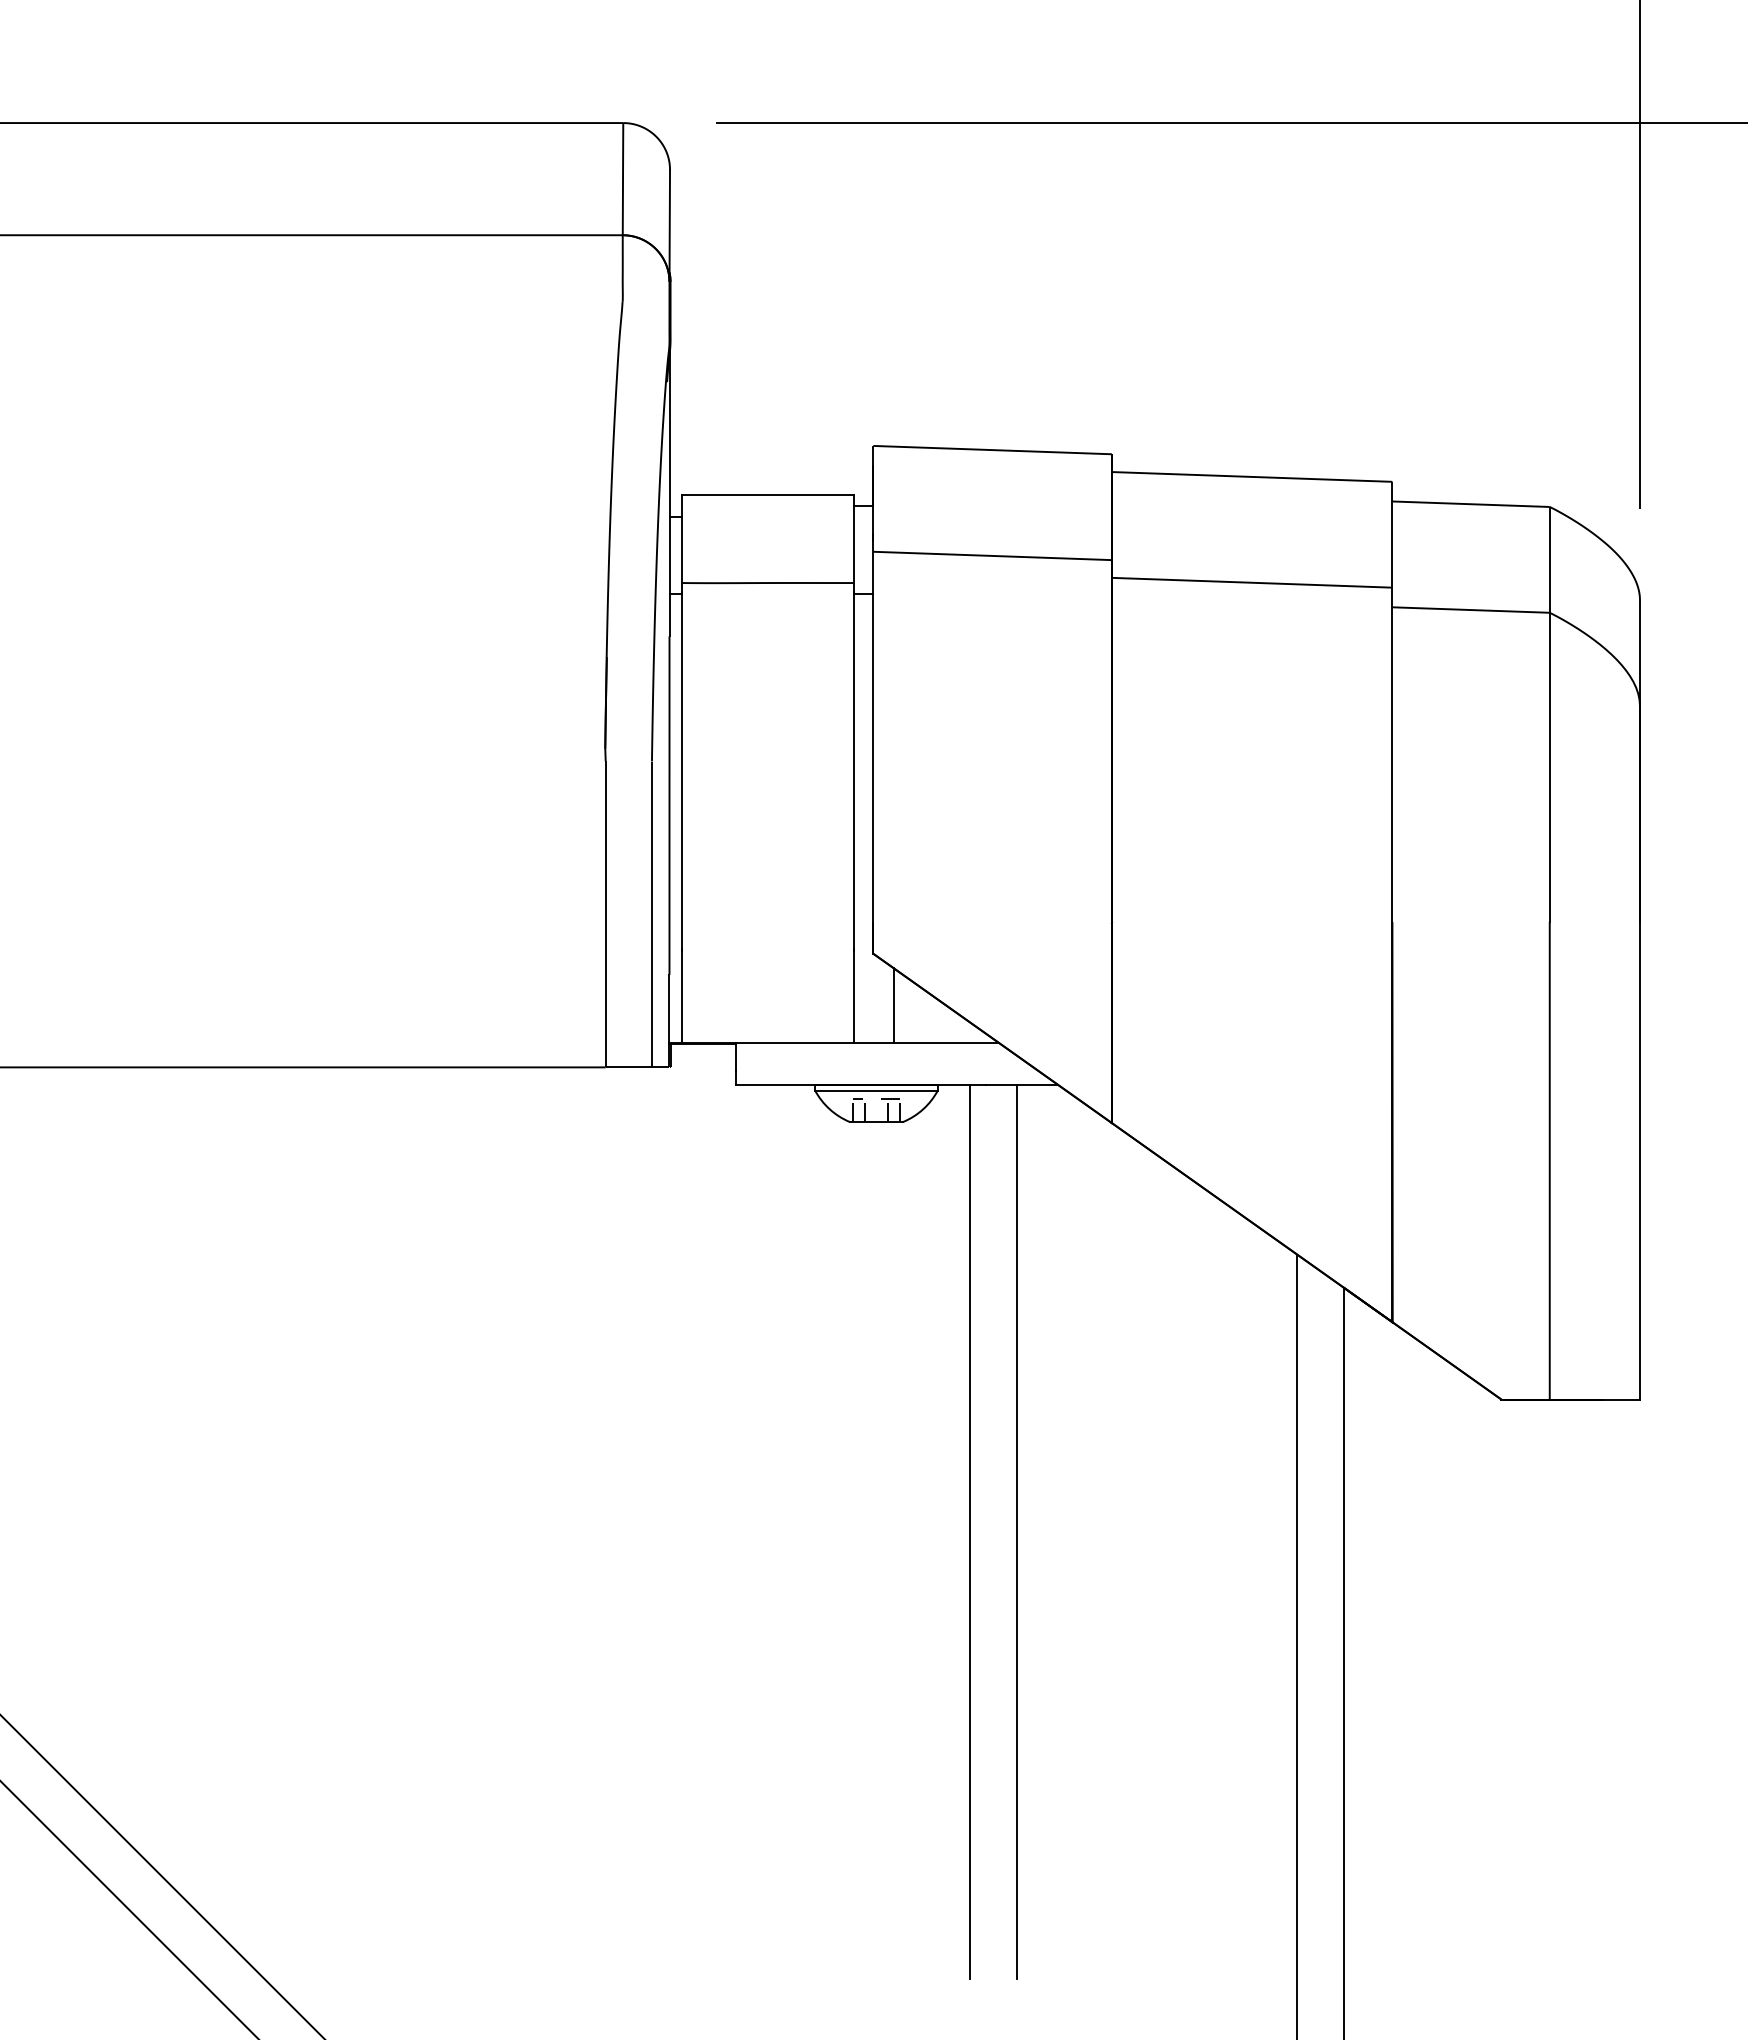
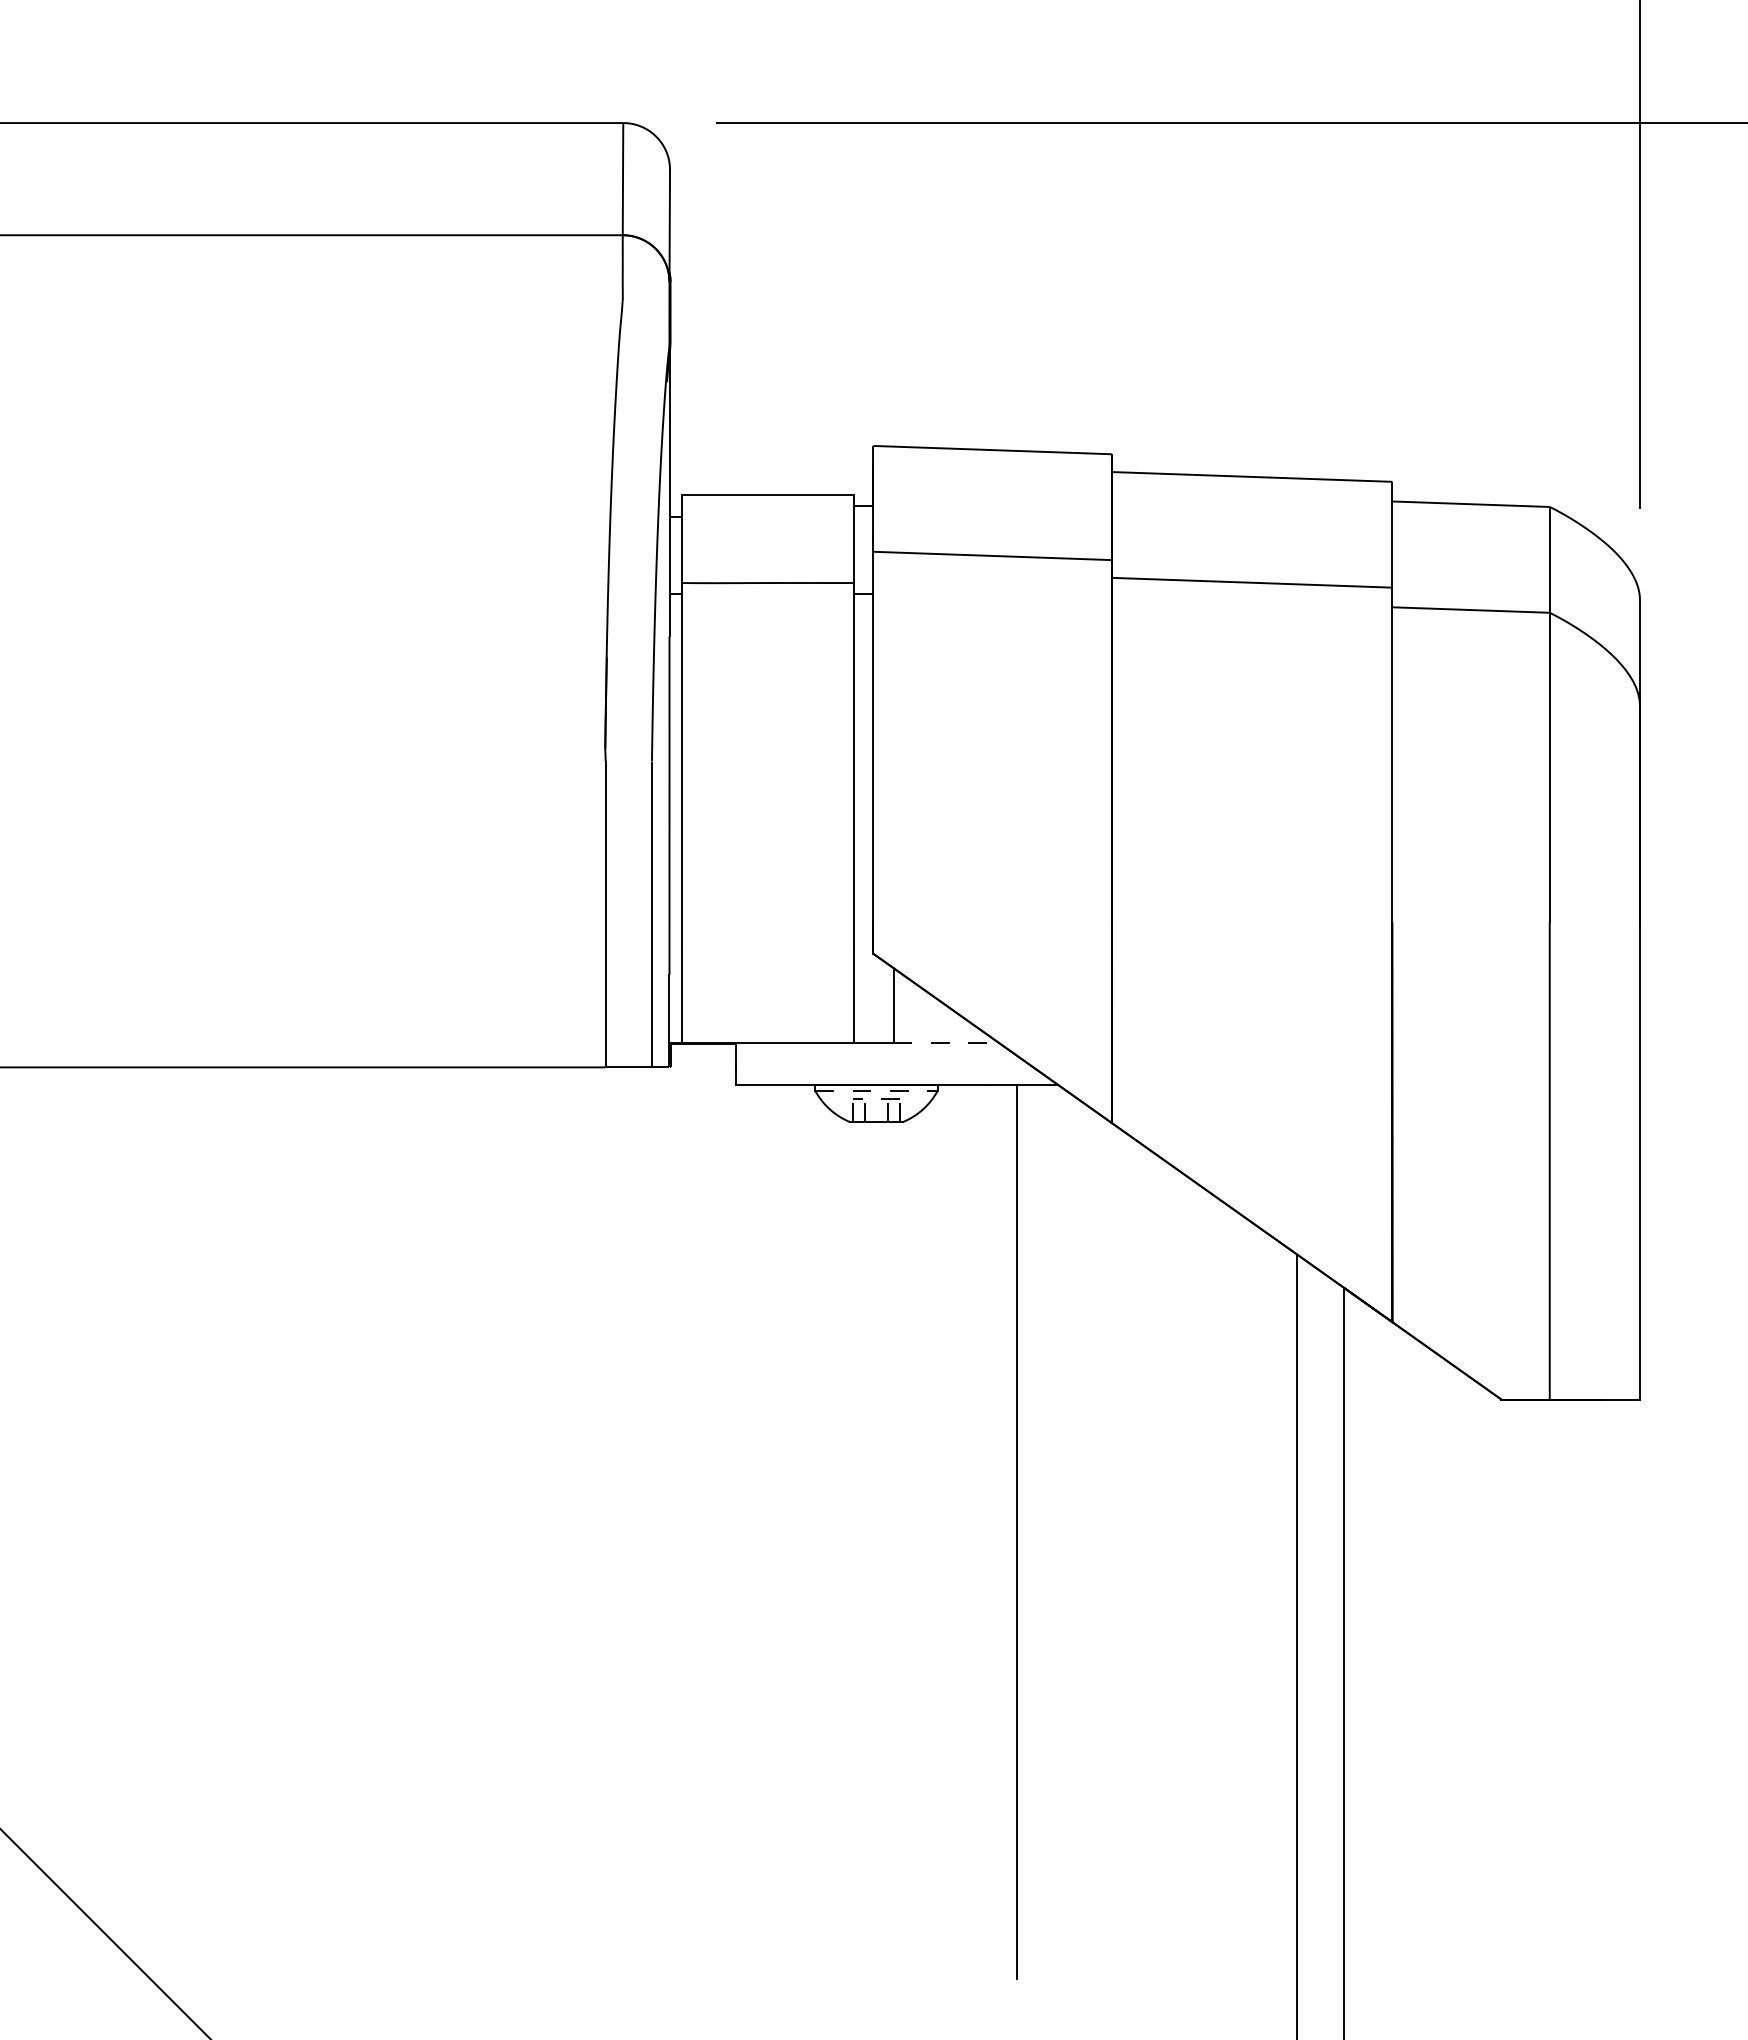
line: solid -> dashed (946, 1042)
line: solid -> dashed (876, 1090)
line: present -> none (969, 1531)
line: present -> none (161, 1876)
line position: (129, 1909) -> (105, 1933) (105, 1933)
